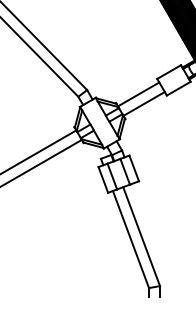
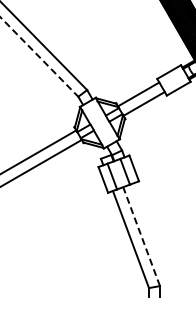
line: solid -> dashed (39, 56)
line: solid -> dashed (141, 236)
